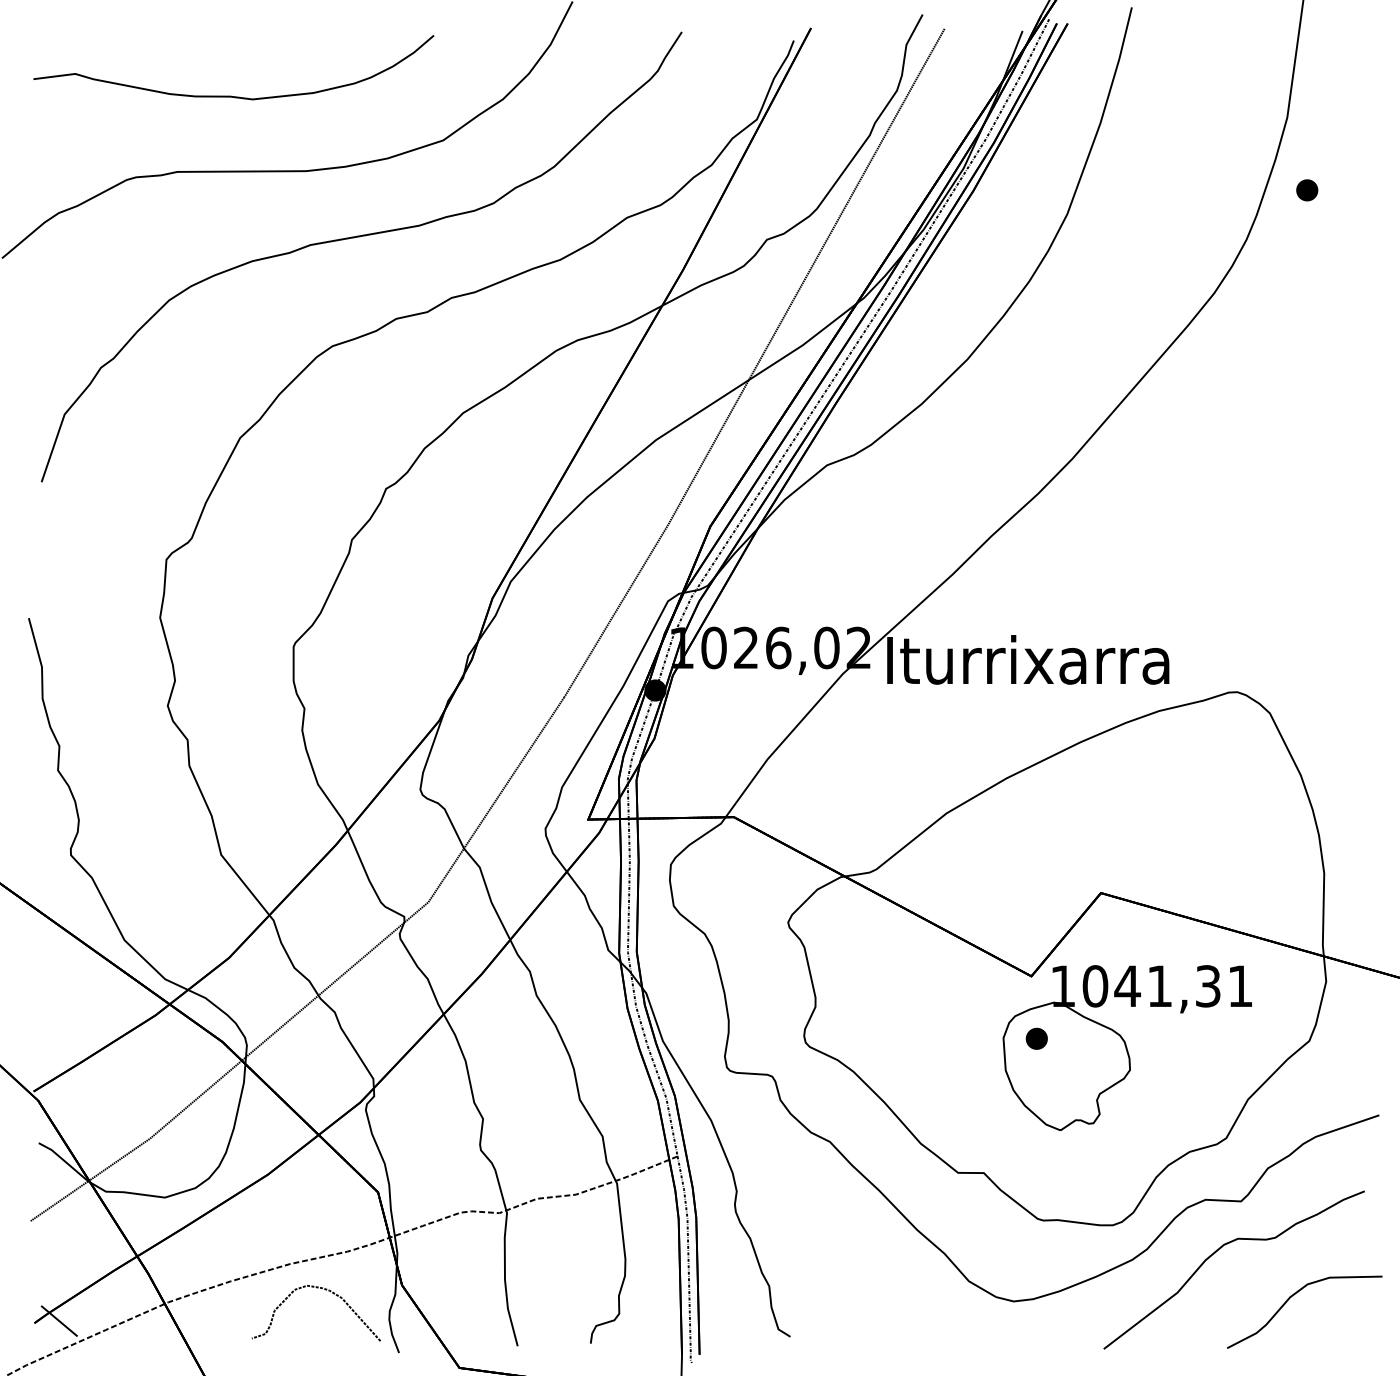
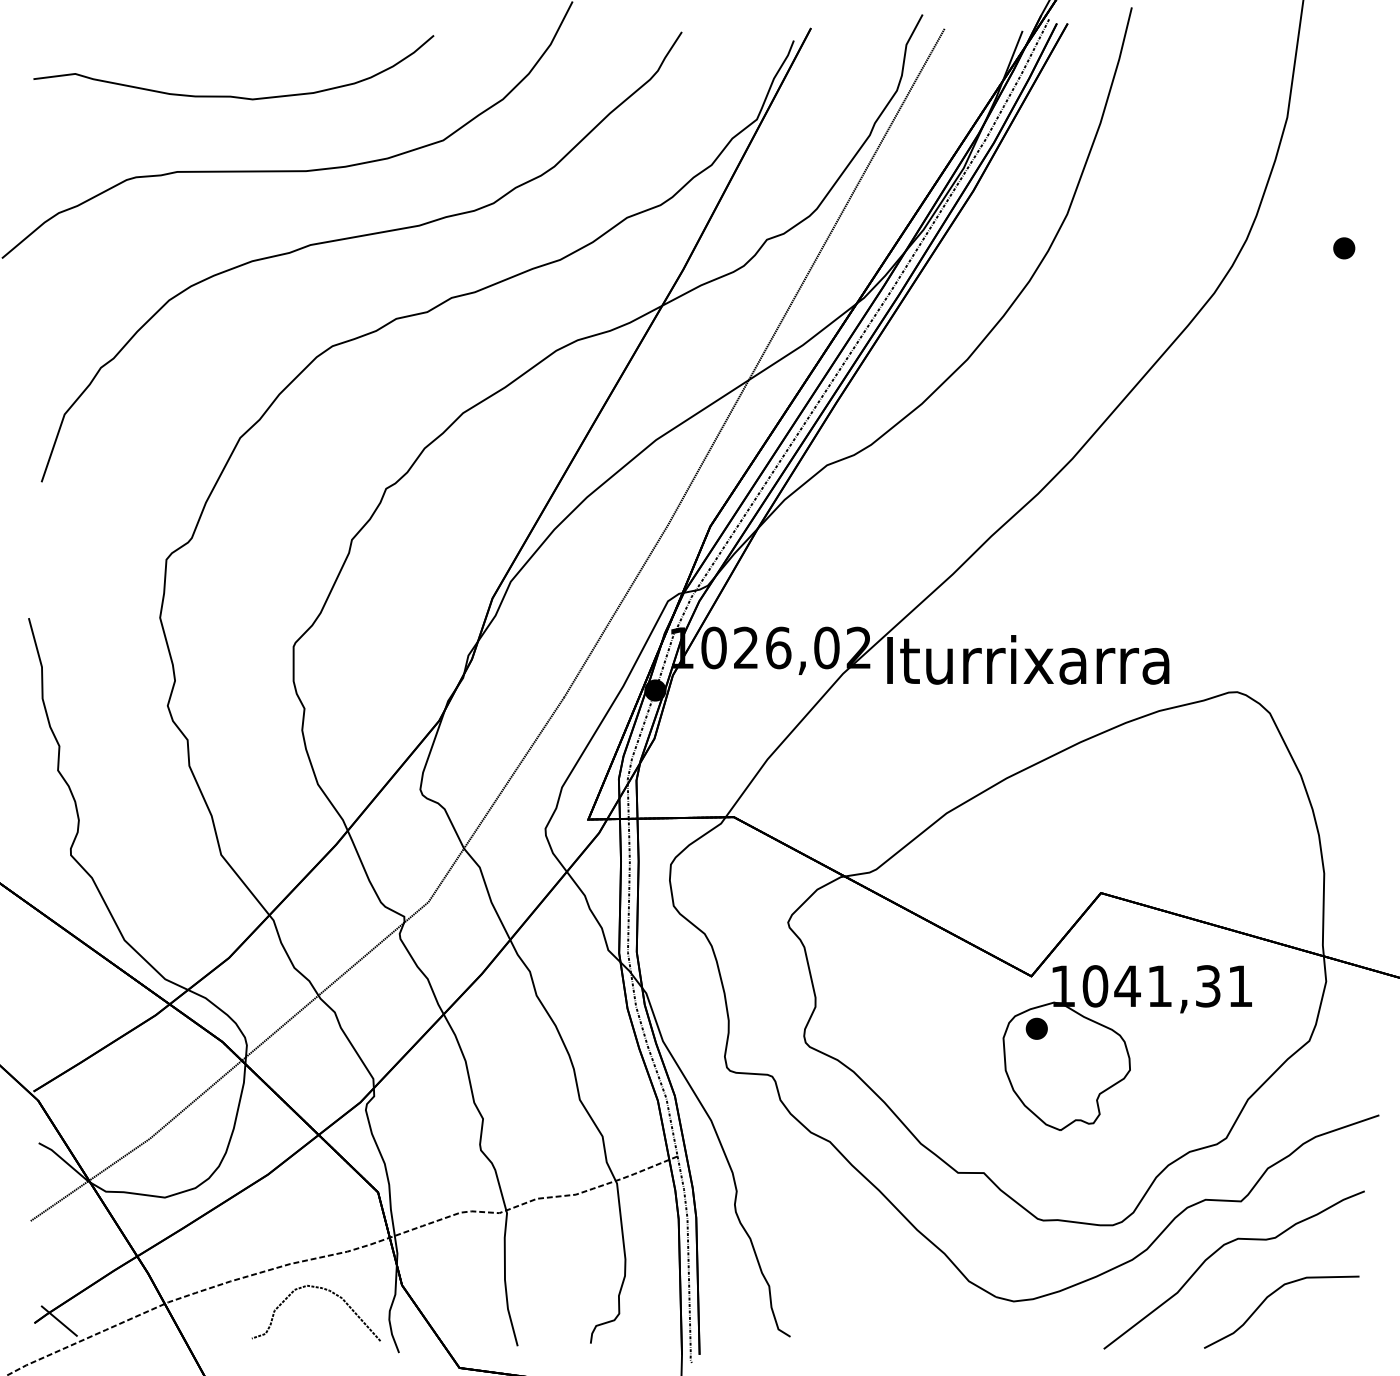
part position: (1307, 190) -> (1344, 248) (1344, 248)
part position: (1036, 1038) -> (1036, 1028) (1036, 1028)
curve position: (1294, 1295) -> (1271, 1295) (1271, 1295)
